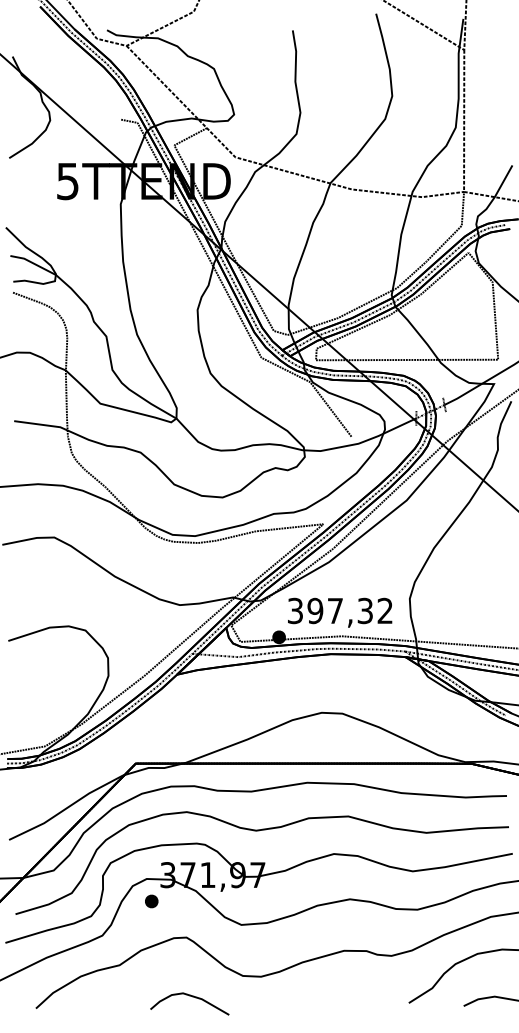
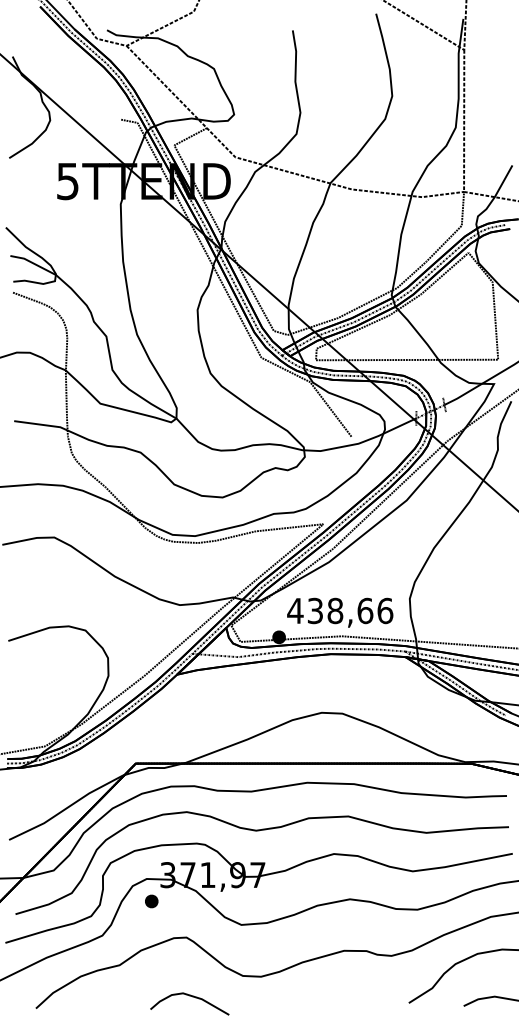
text: 397,32 -> 438,66 (340, 610)
